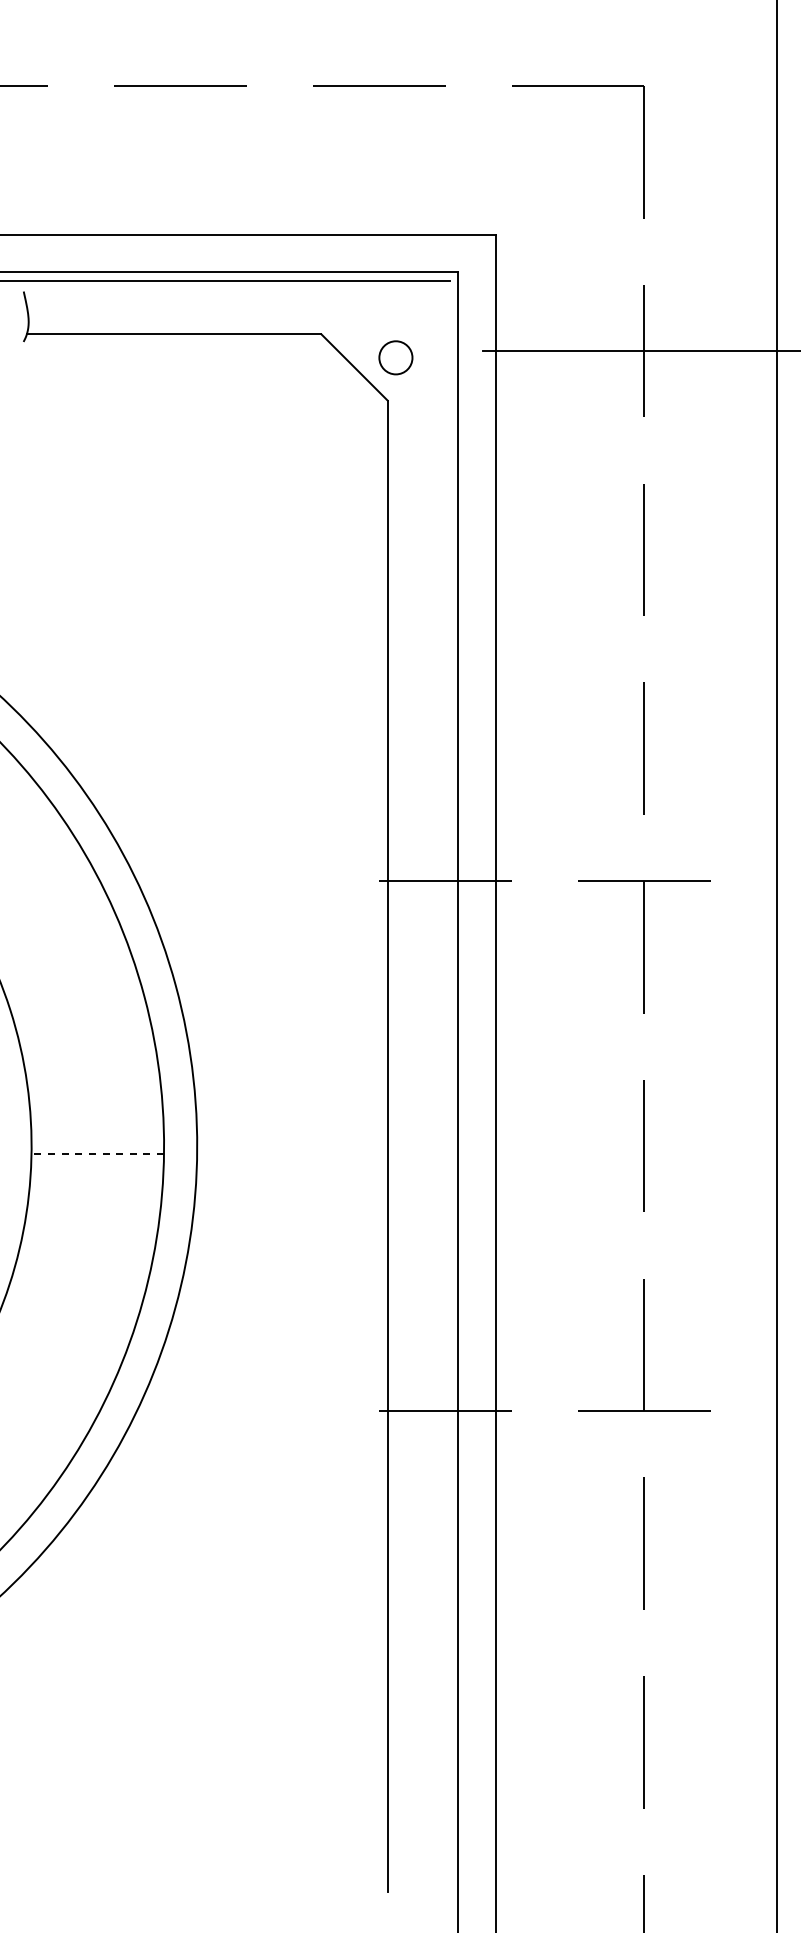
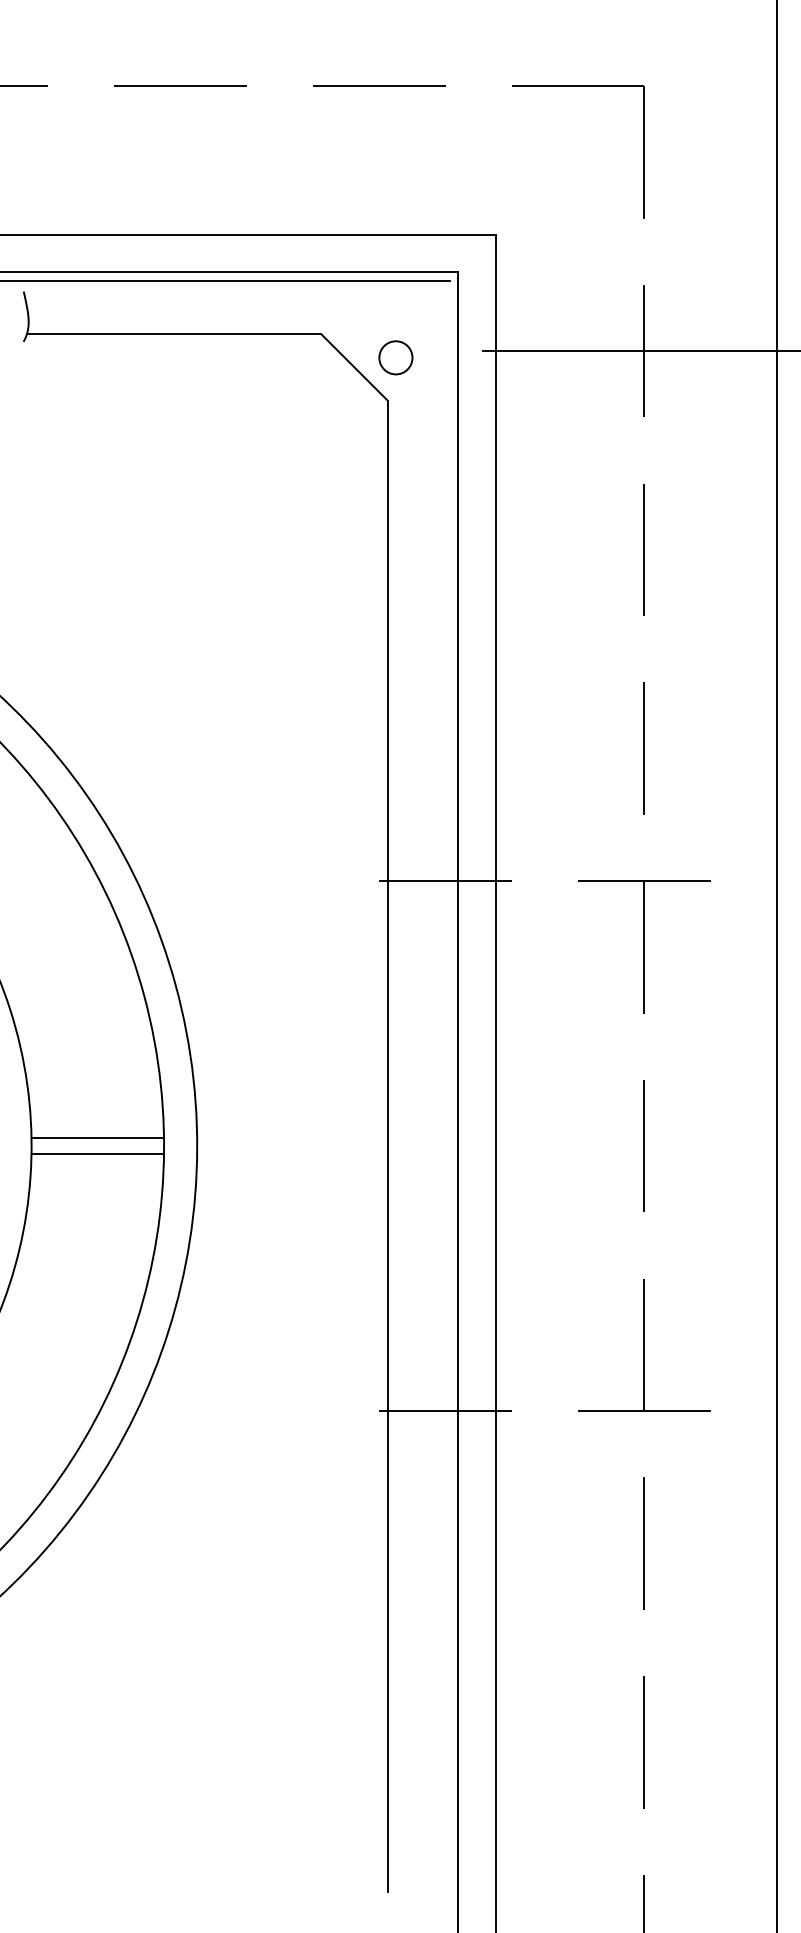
line: none -> present (97, 1137)
line: dashed -> solid (97, 1154)
